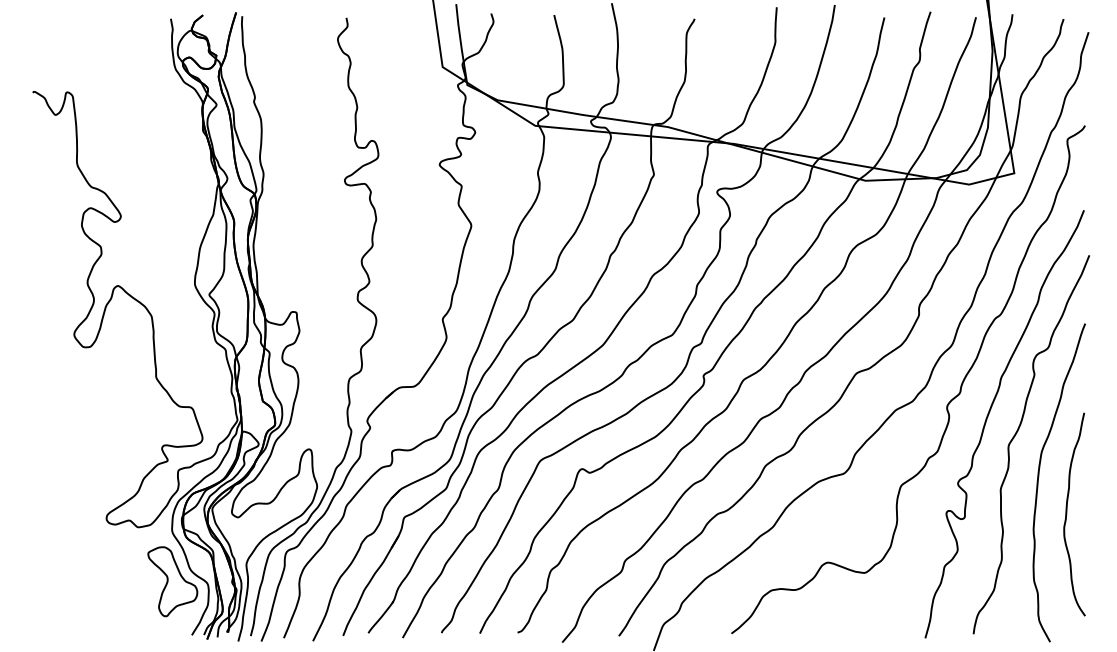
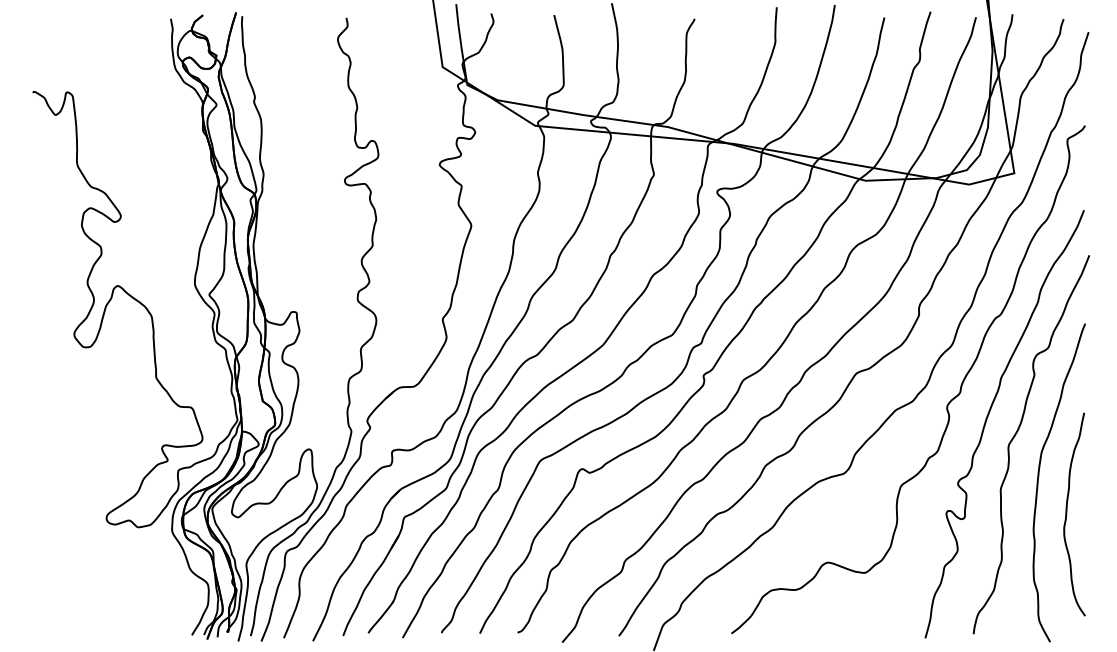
part: present -> none (172, 581)
